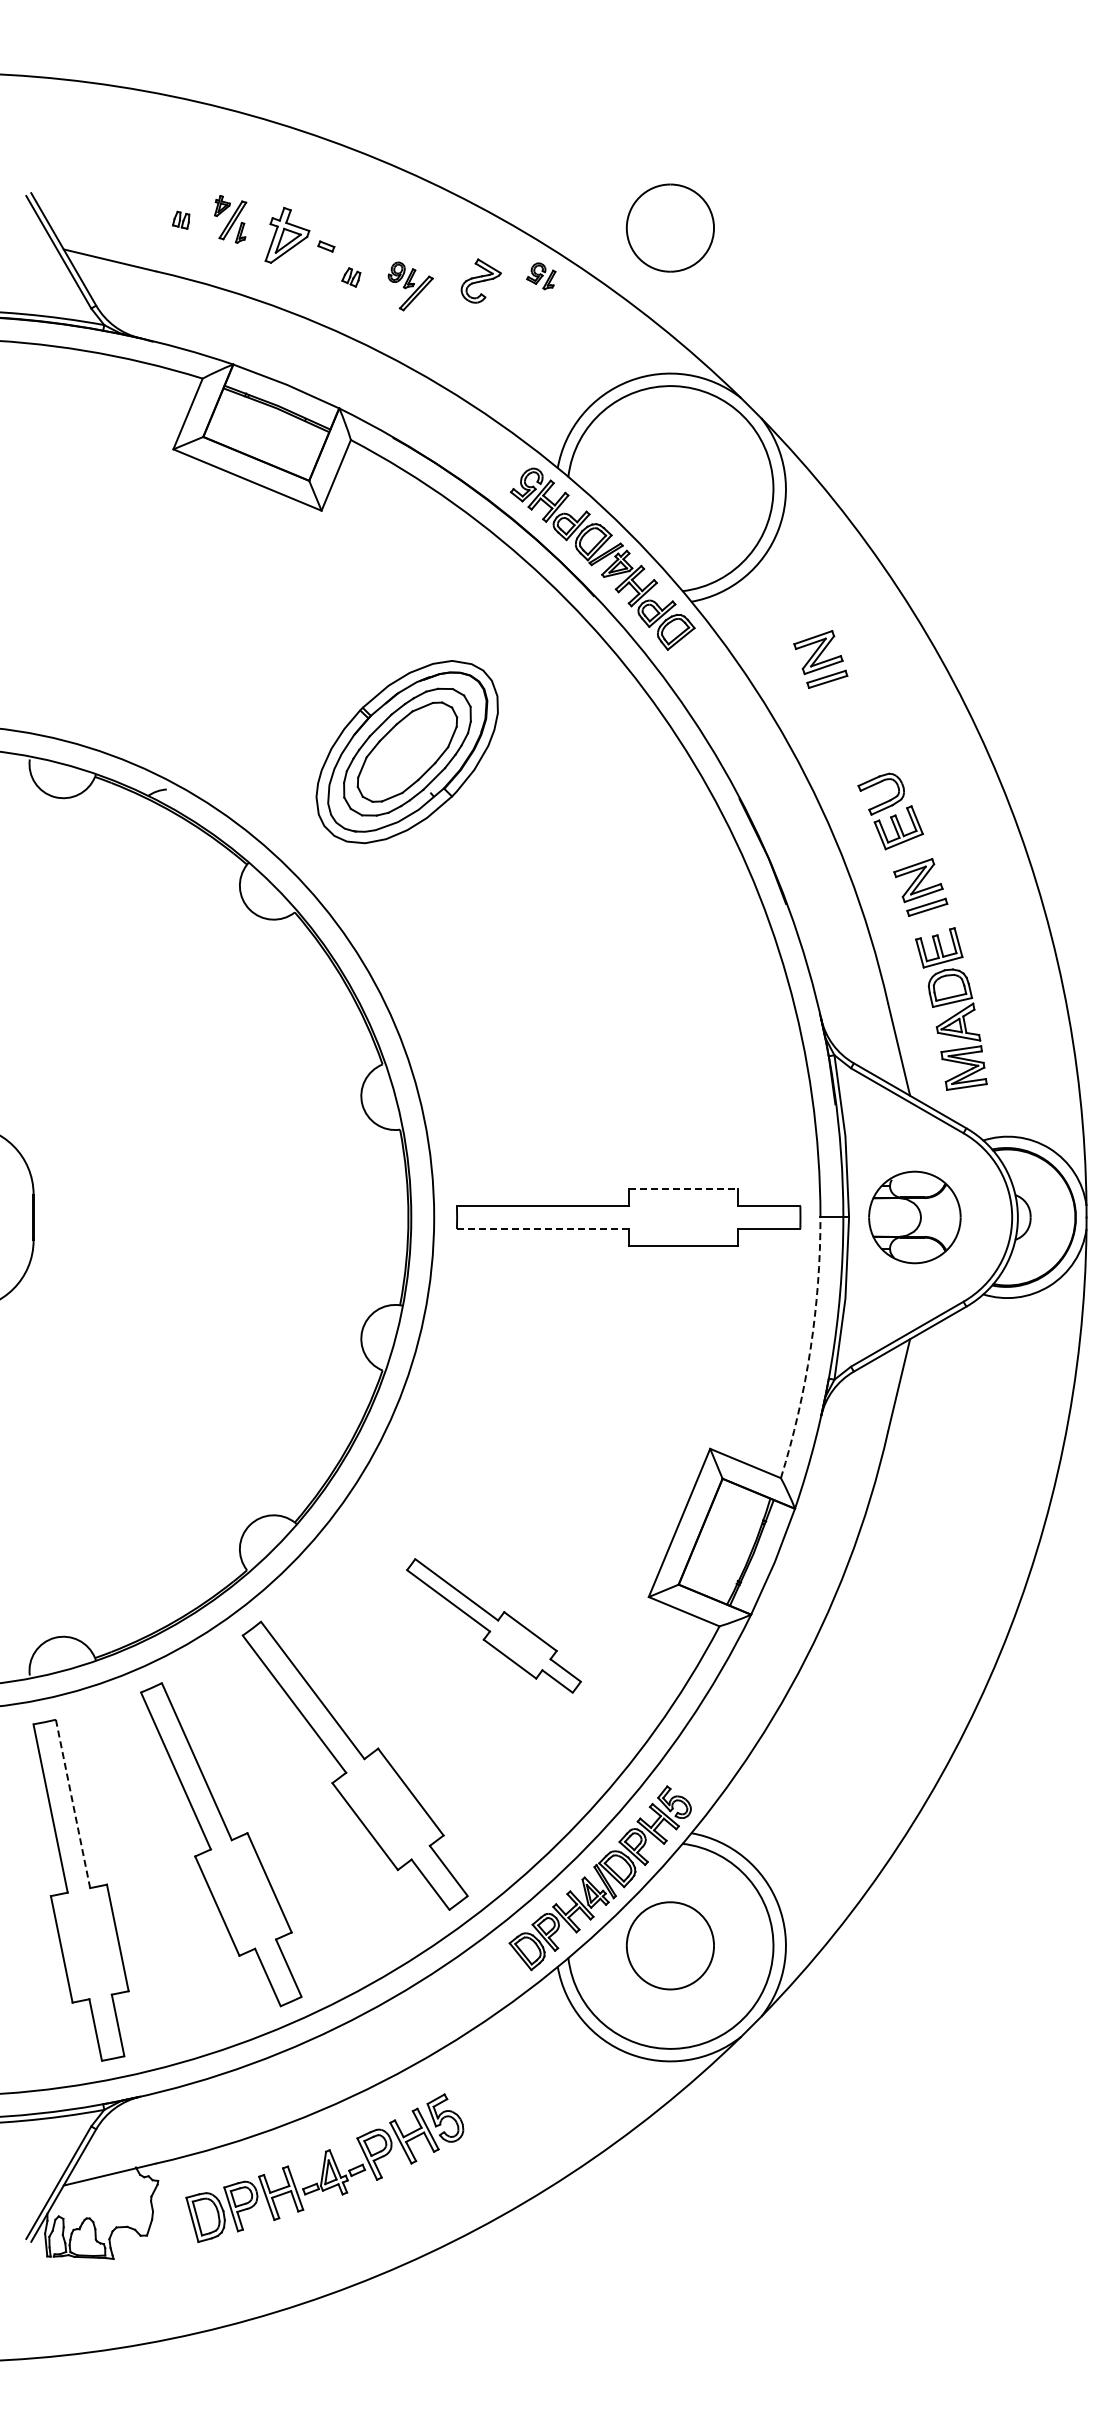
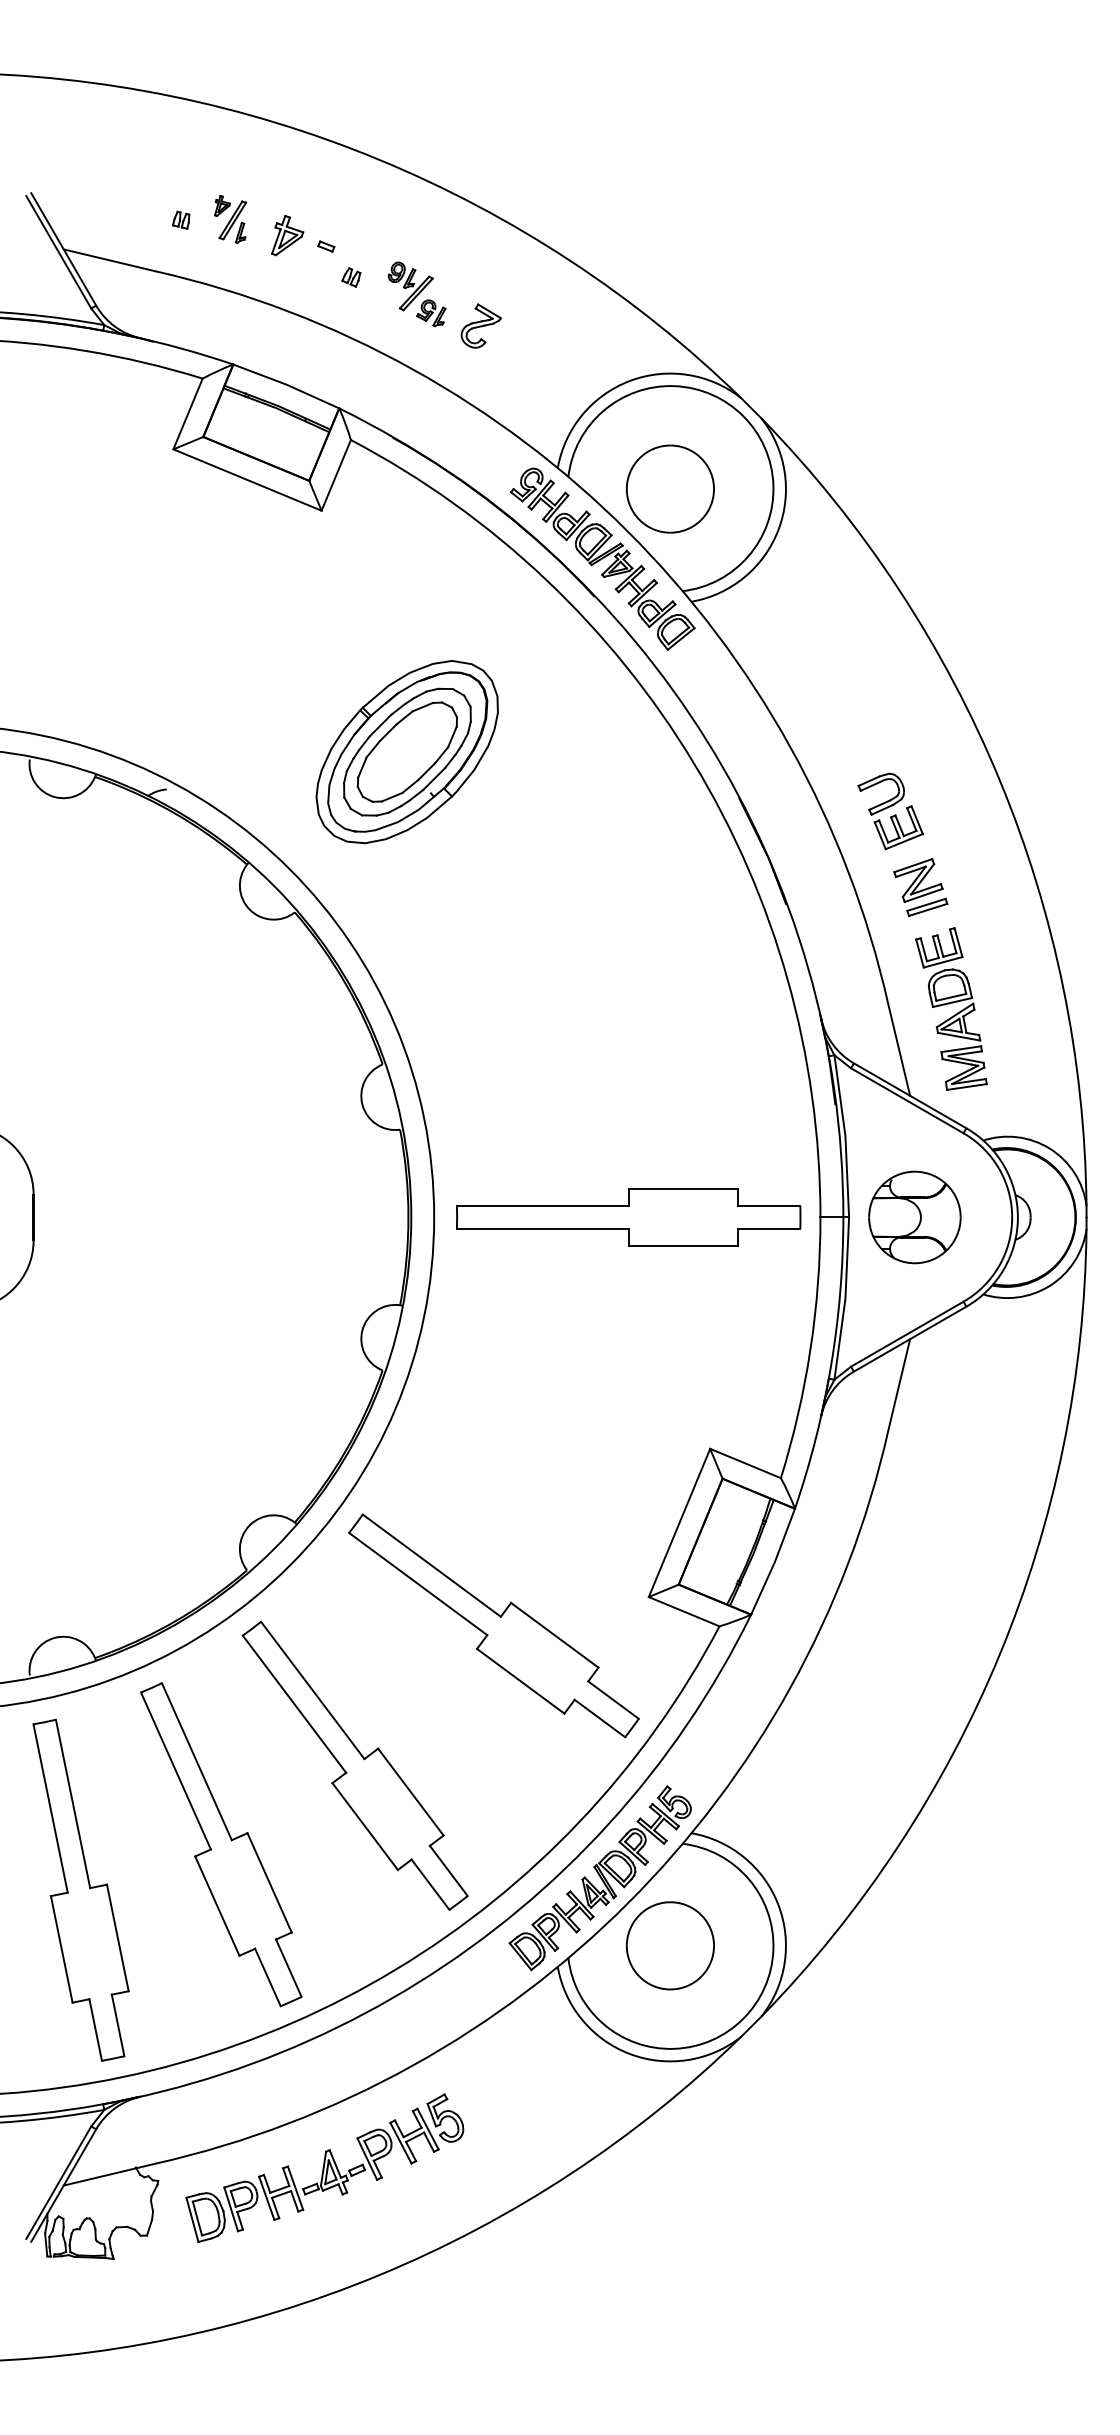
part position: (669, 227) -> (669, 488) (669, 488)
part size: 47x58 px -> 34x42 px (287, 235)
part position: (541, 276) -> (431, 313) (431, 313)
part position: (480, 280) -> (480, 325) (480, 325)
part: present -> none (820, 659)
line: dashed -> solid (683, 1188)
line: dashed -> solid (542, 1228)
arc: dashed -> solid (810, 1349)
part size: 176x136 px -> 292x226 px (493, 1625)
line: dashed -> solid (73, 1803)
